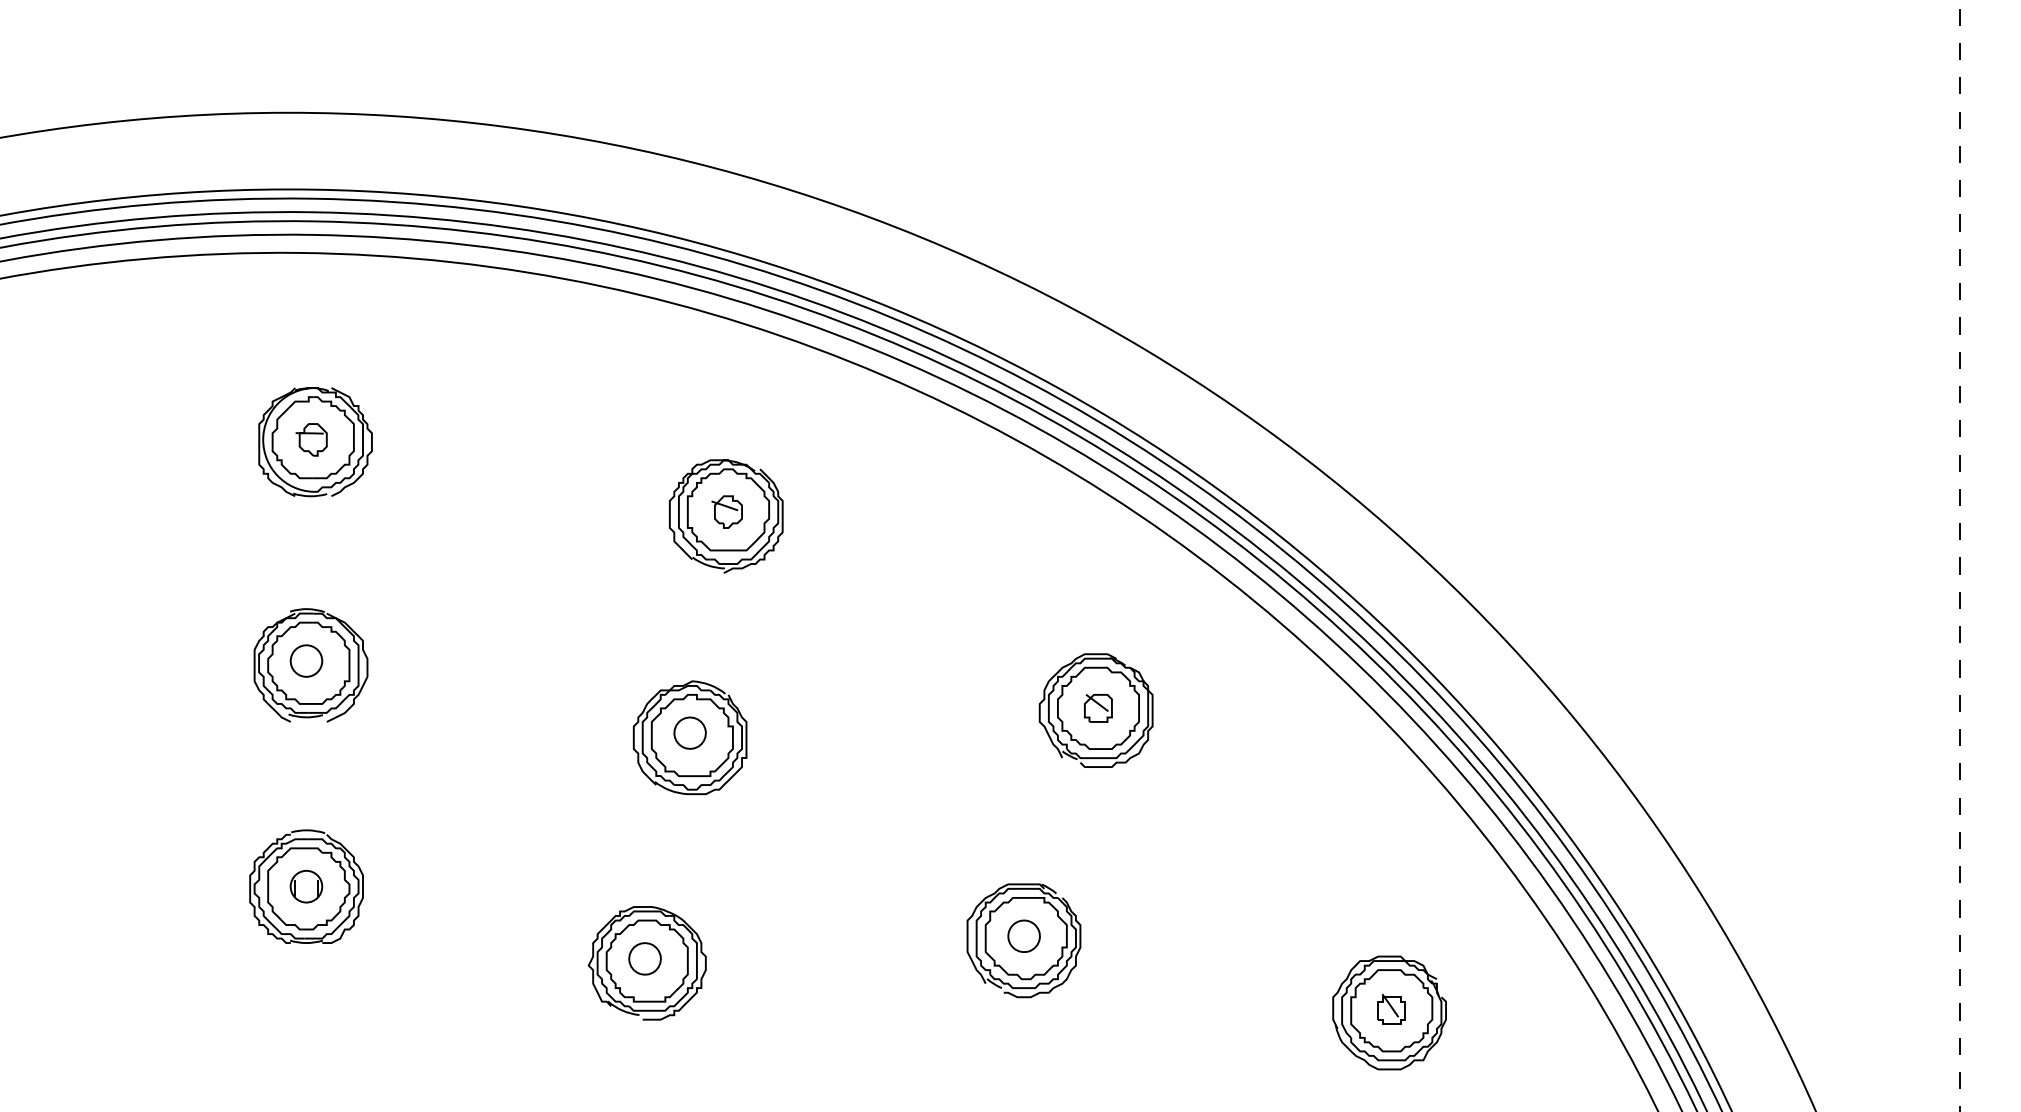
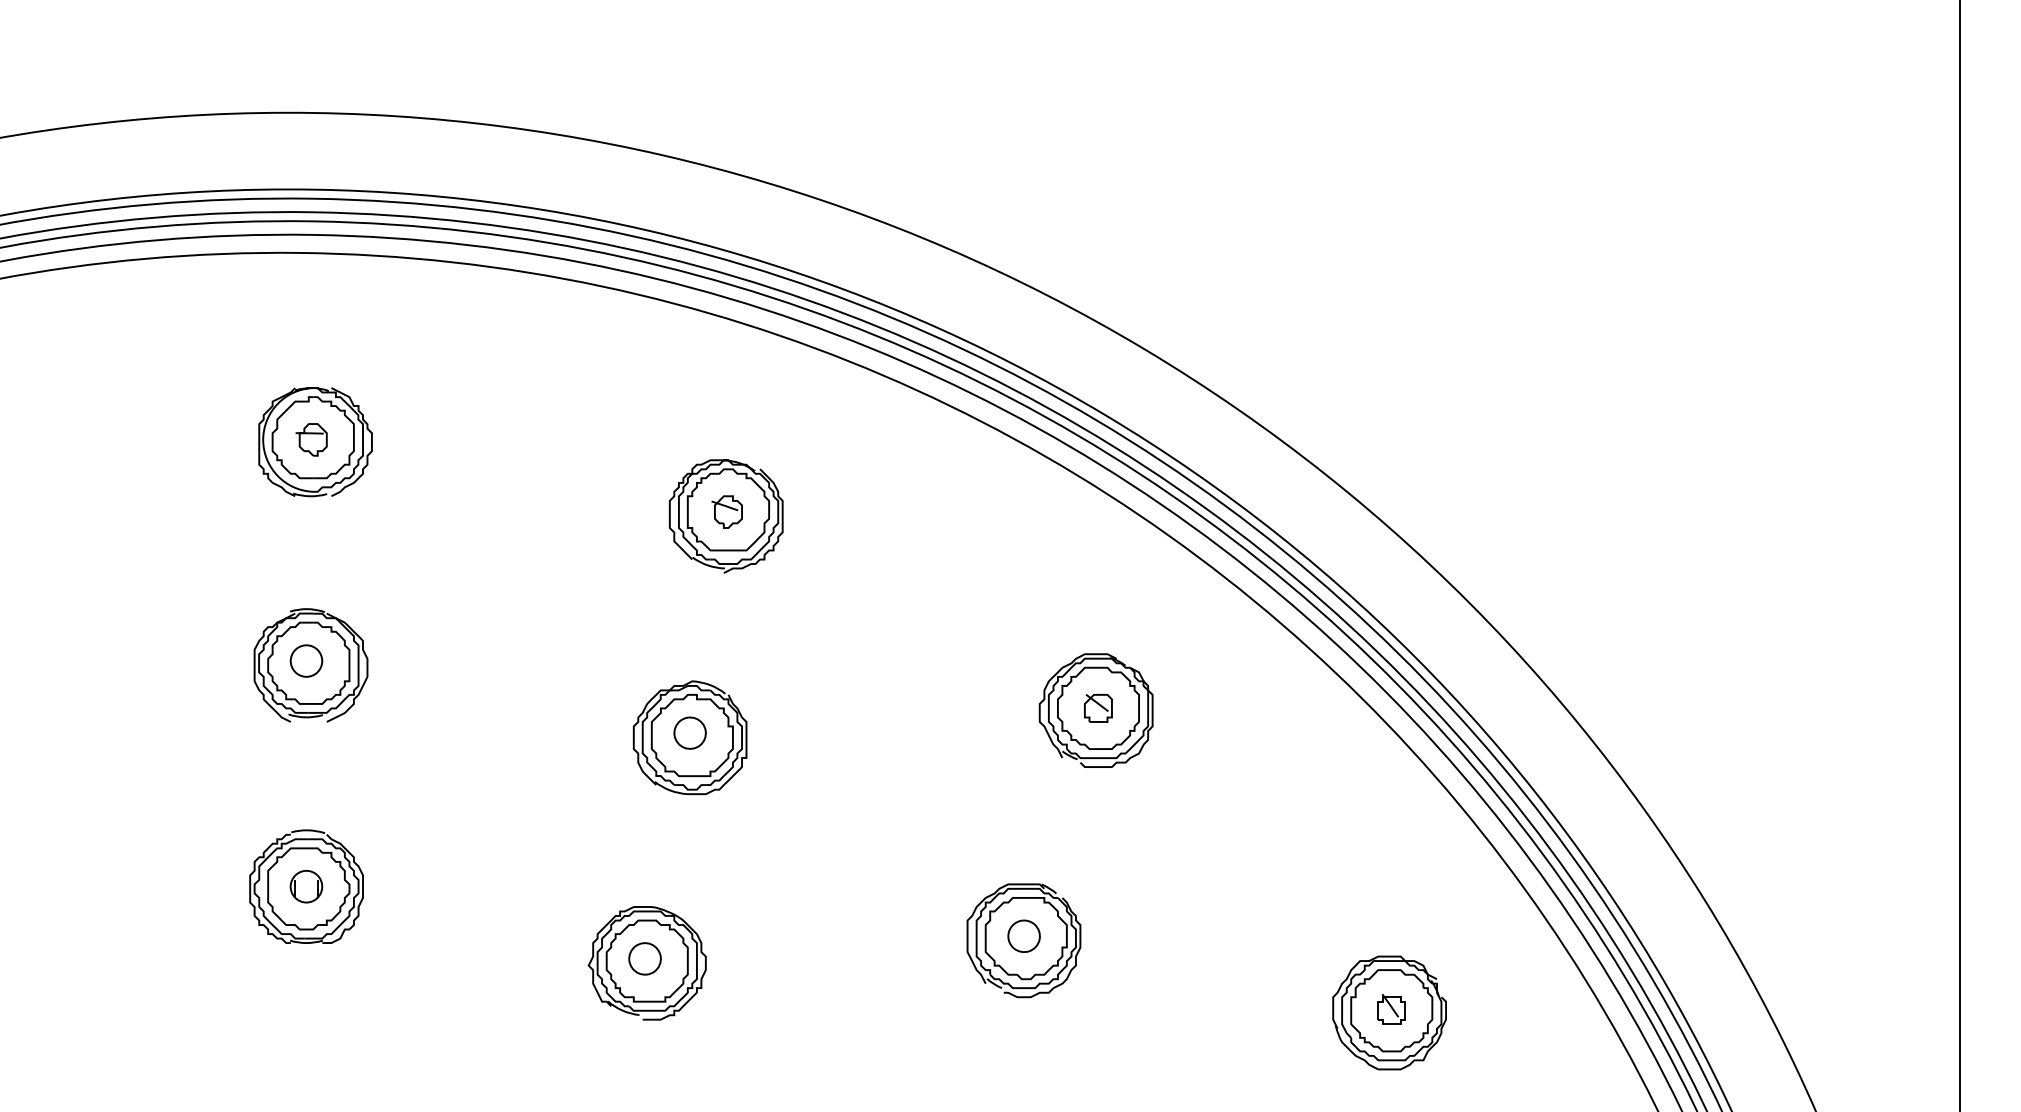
line: dashed -> solid (1960, 555)
